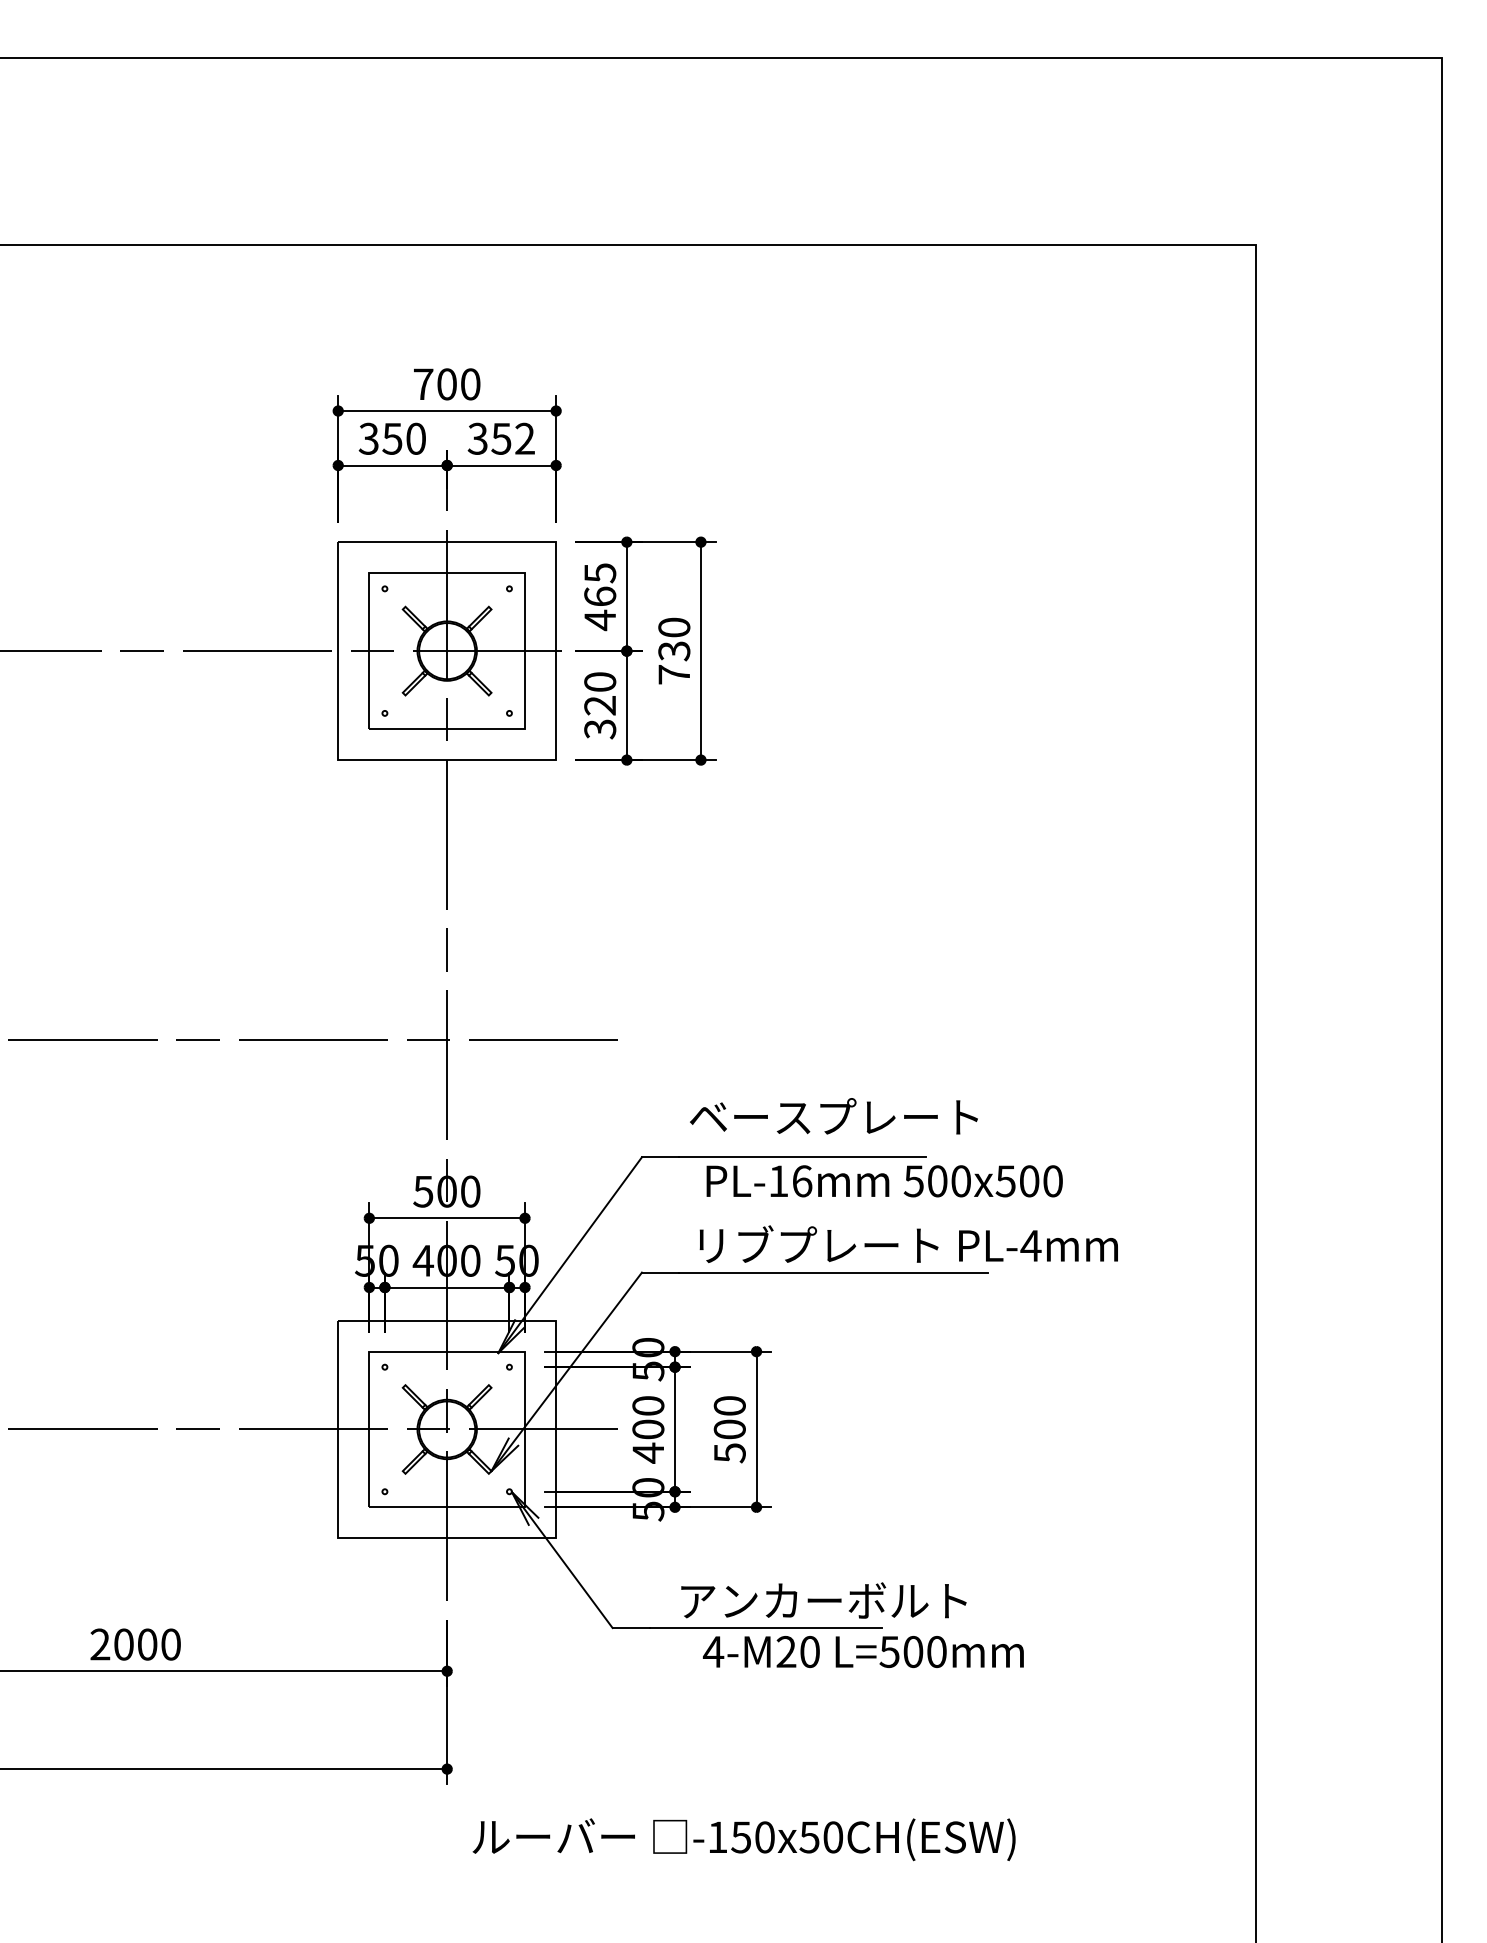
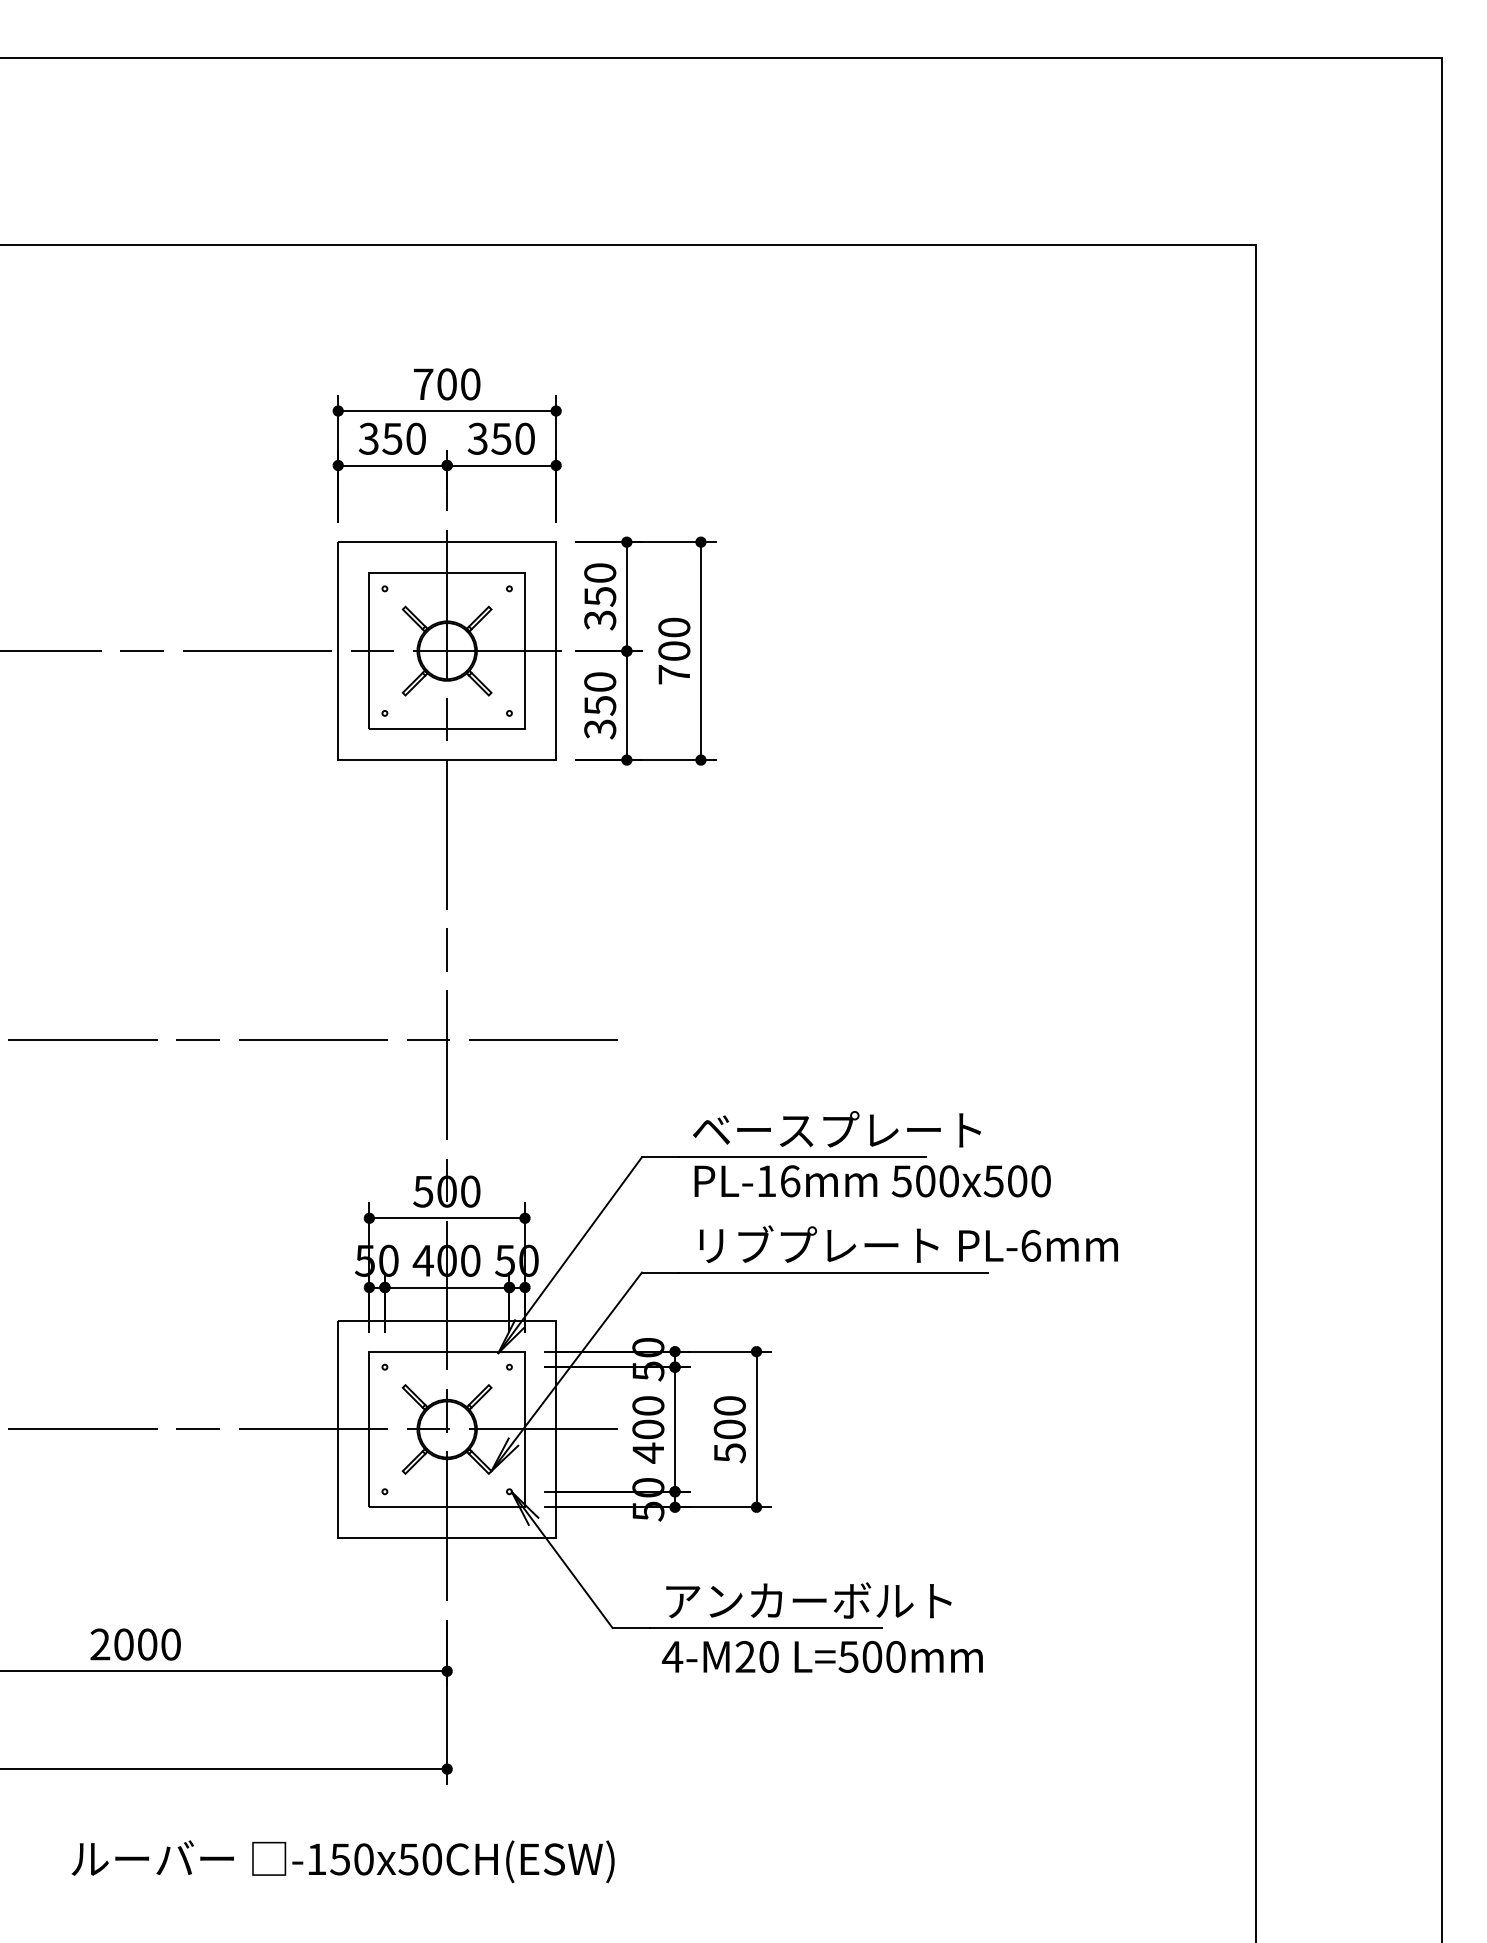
text: 352 -> 350 (524, 438)
text: 465 -> 350 (600, 597)
text: 730 -> 700 (674, 651)
text: 320 -> 350 (600, 705)
text position: (833, 1116) -> (836, 1129) (836, 1129)
text position: (884, 1181) -> (872, 1181) (872, 1181)
text: PL-4mm -> PL-6mm (1030, 1245)
text position: (823, 1600) -> (808, 1600) (808, 1600)
text position: (862, 1651) -> (821, 1656) (821, 1656)
text position: (743, 1839) -> (342, 1861) (342, 1861)
